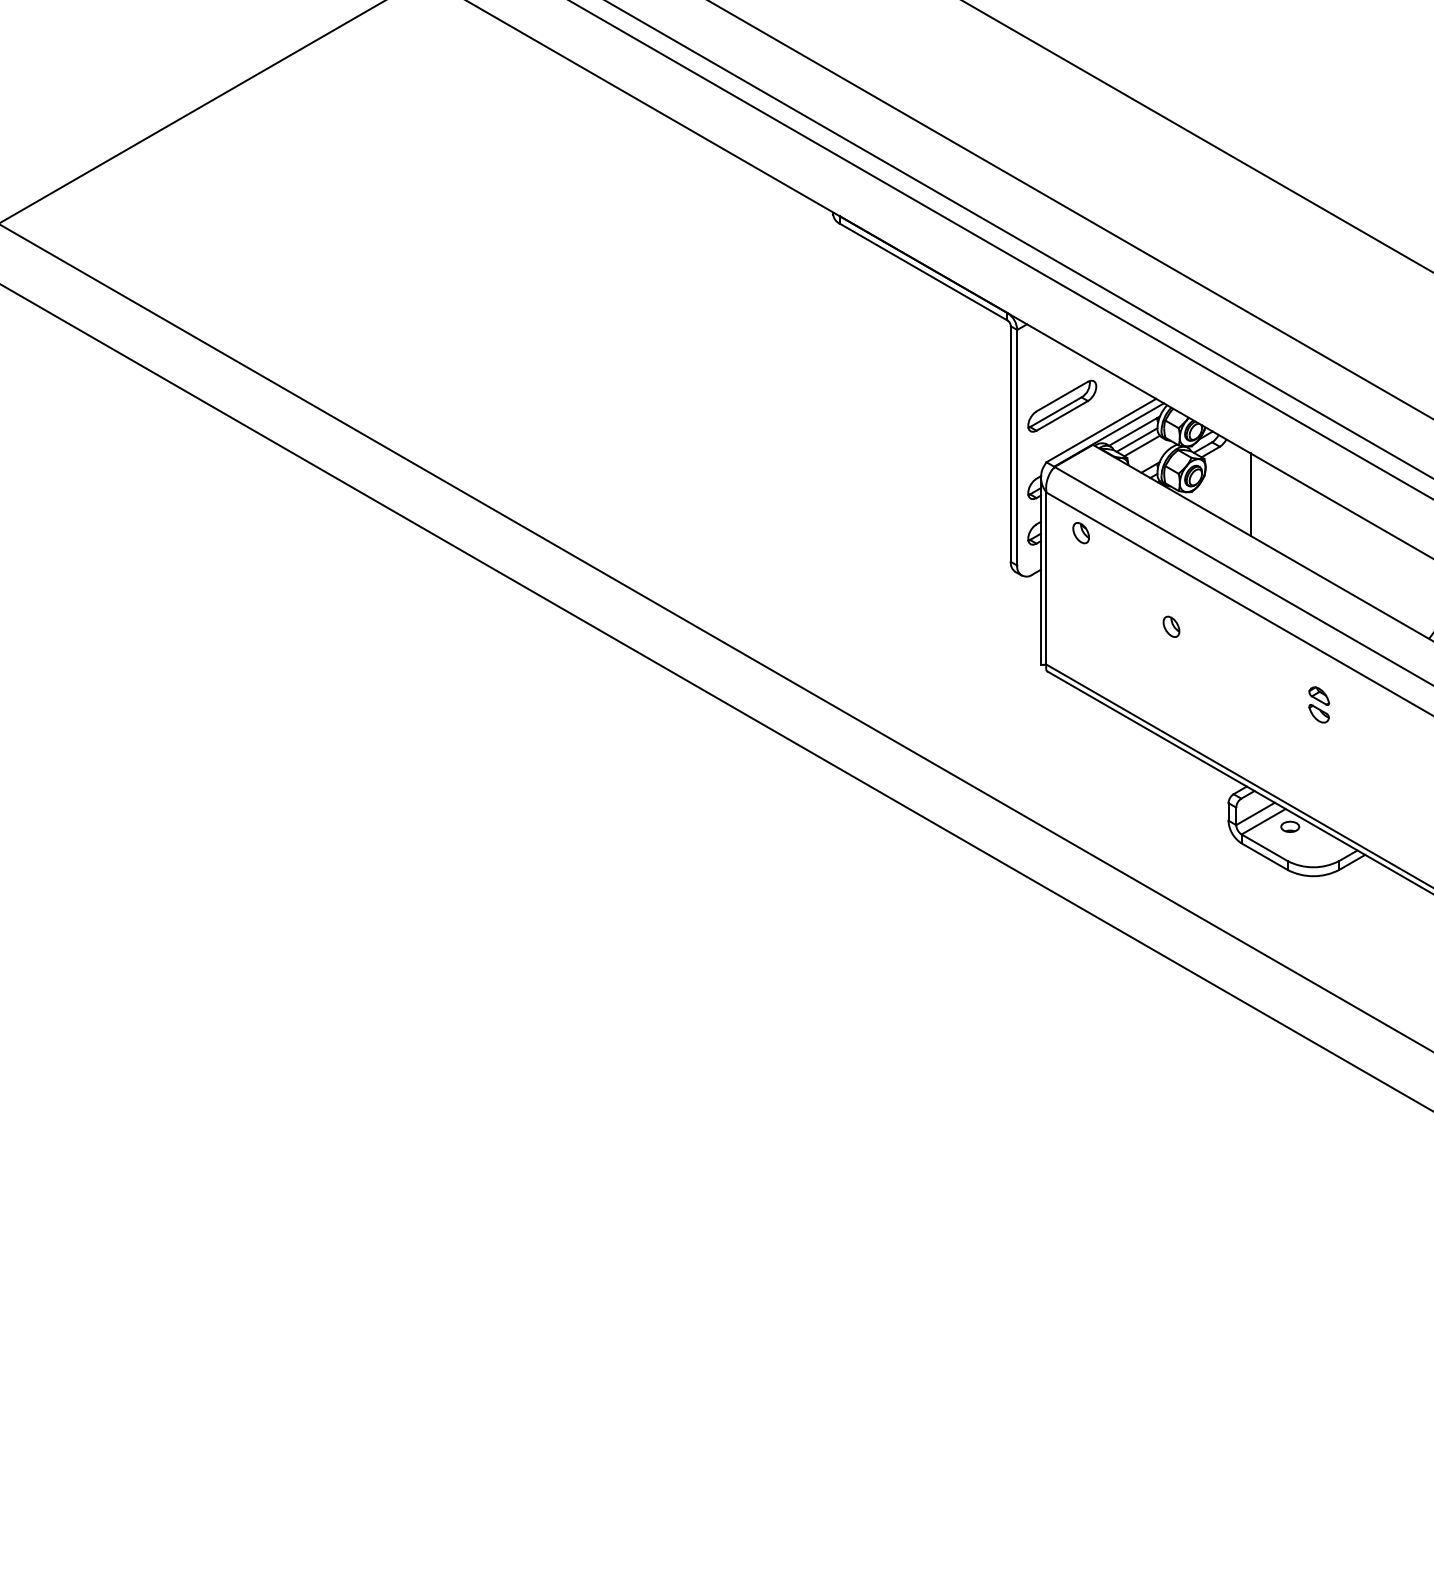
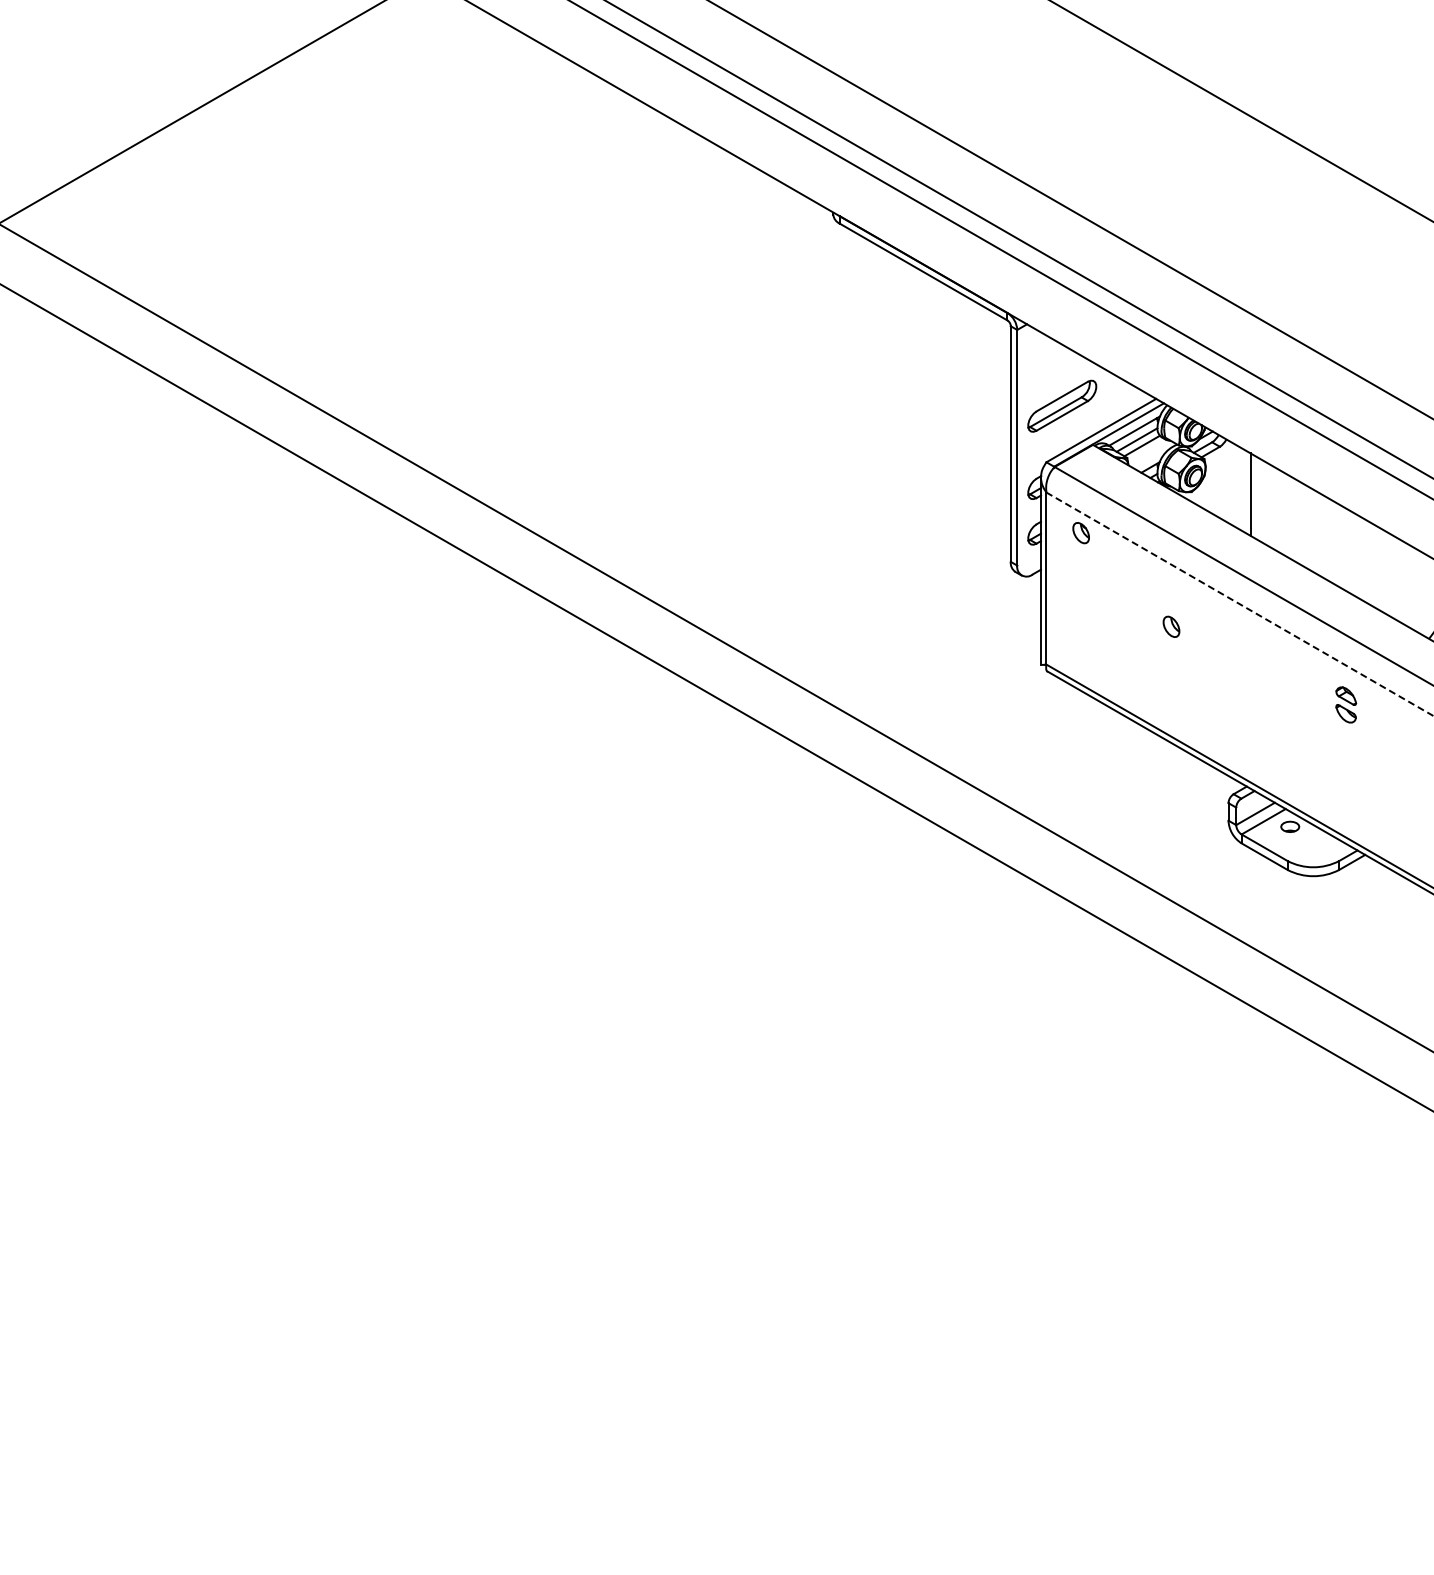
line position: (1197, 136) -> (1241, 111) (1241, 111)
line: solid -> dashed (1239, 604)
part position: (1319, 704) -> (1346, 704) (1346, 704)
